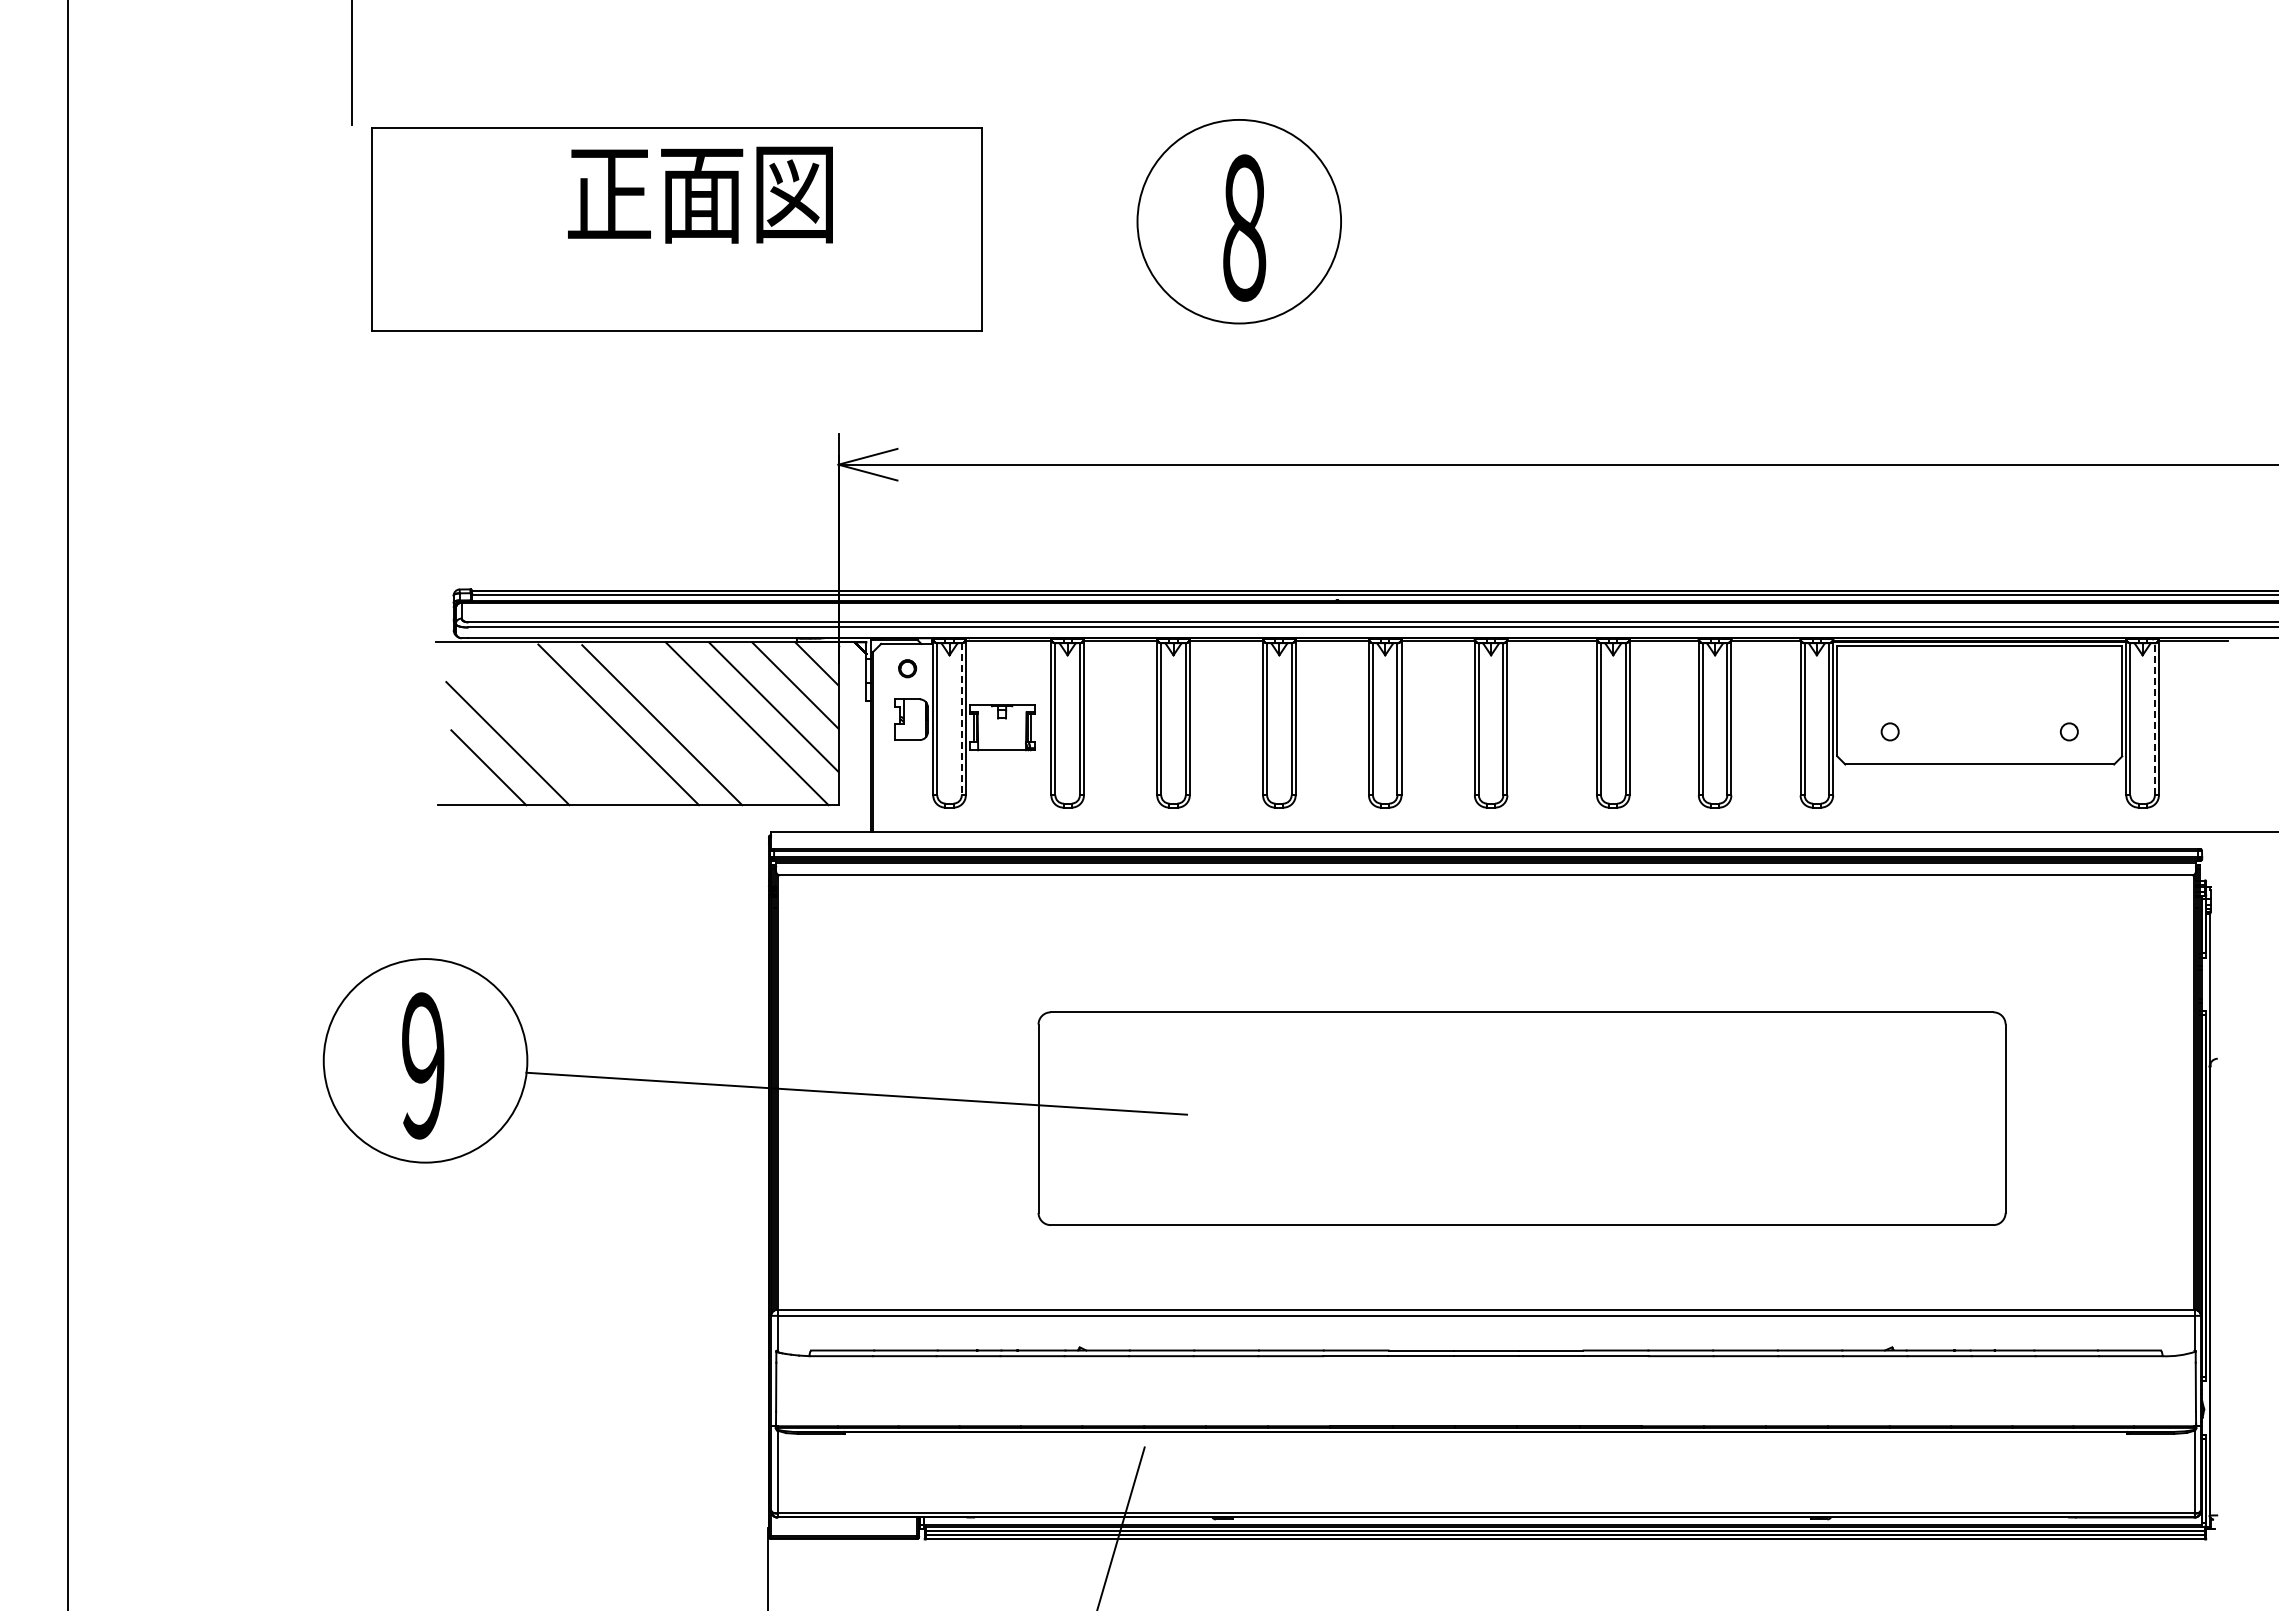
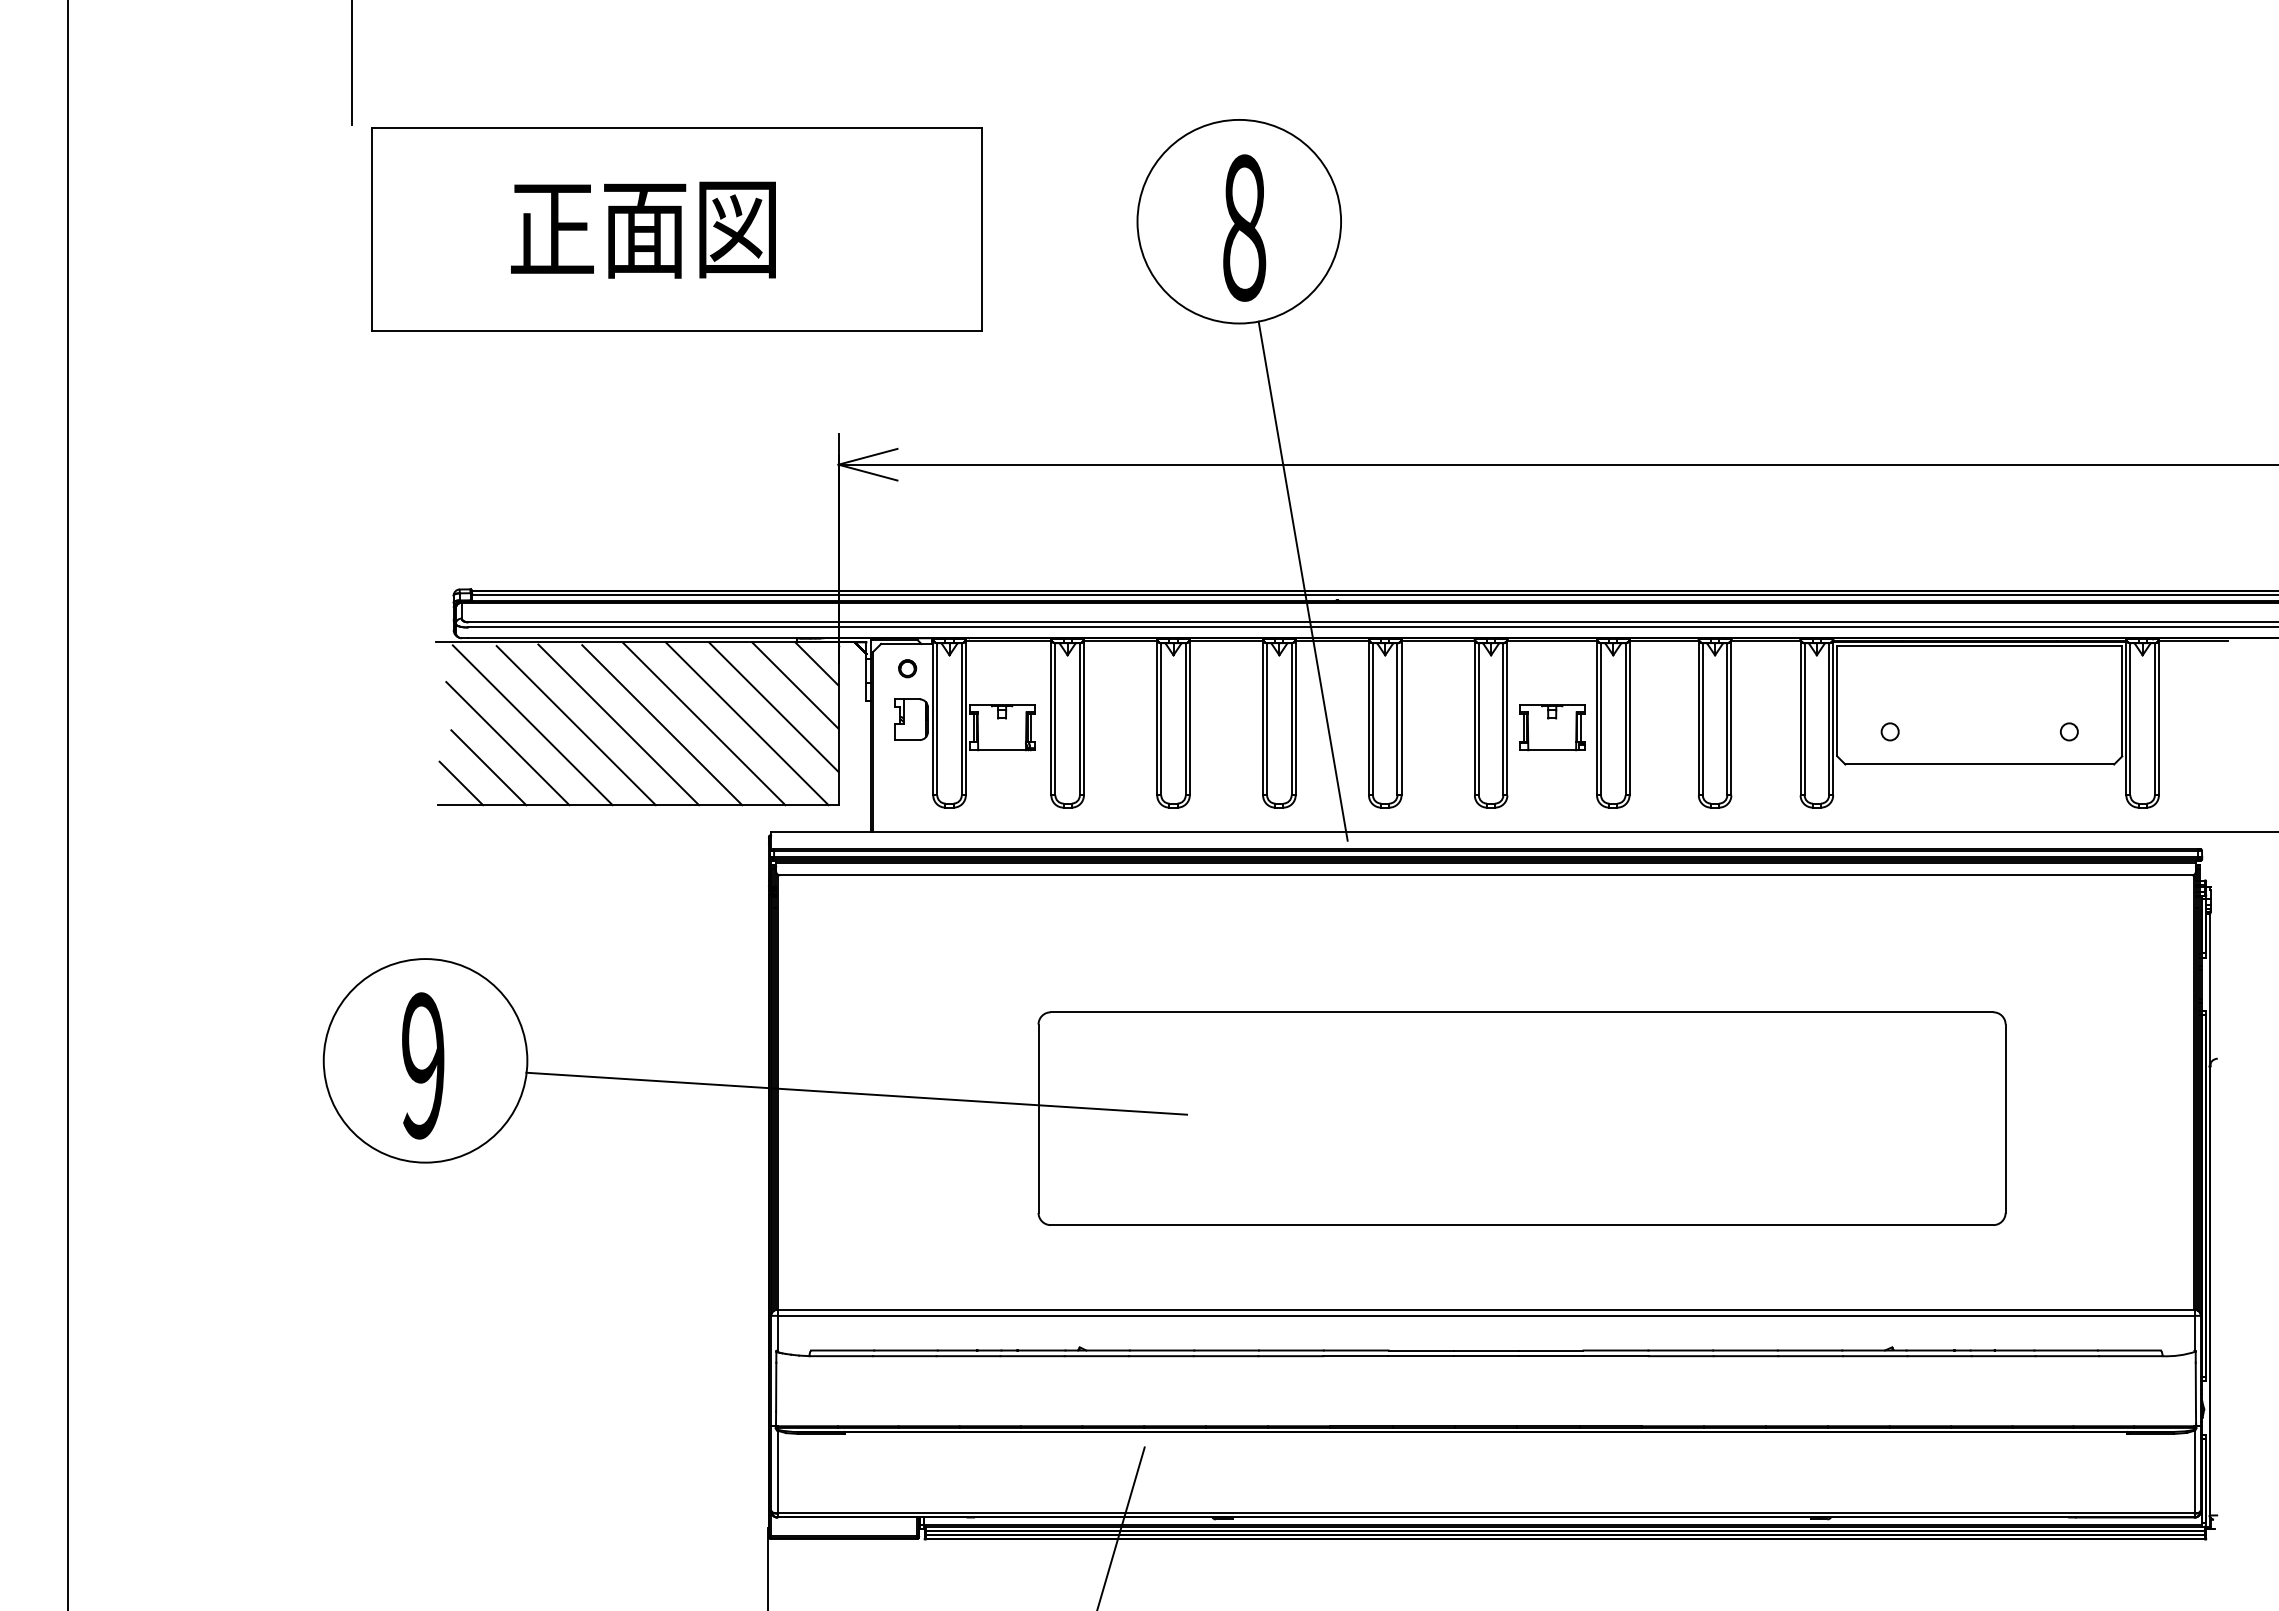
text position: (700, 194) -> (643, 229) (643, 229)
line: none -> present (1302, 580)
line: dashed -> solid (2154, 718)
line: dashed -> solid (961, 719)
line: none -> present (703, 723)
line: none -> present (532, 725)
line: none -> present (575, 725)
part: none -> present (1552, 727)
line: none -> present (461, 783)
